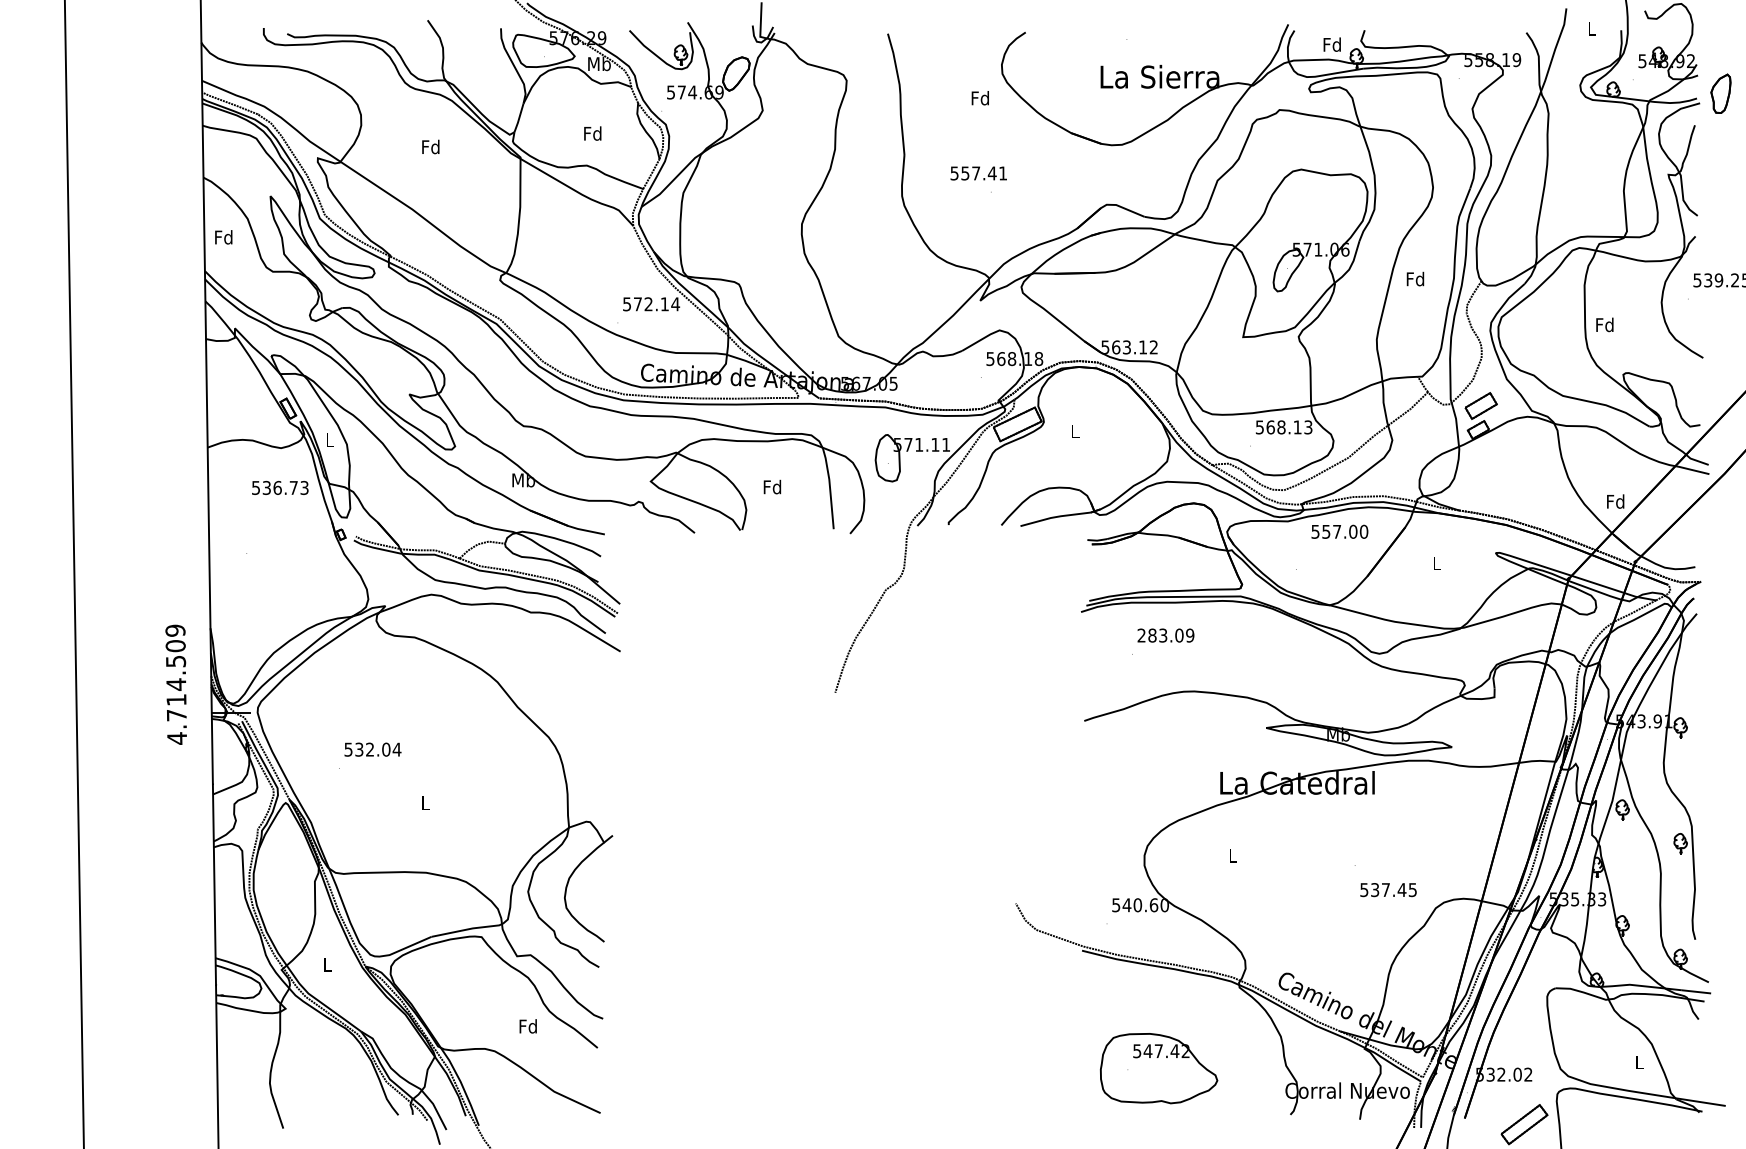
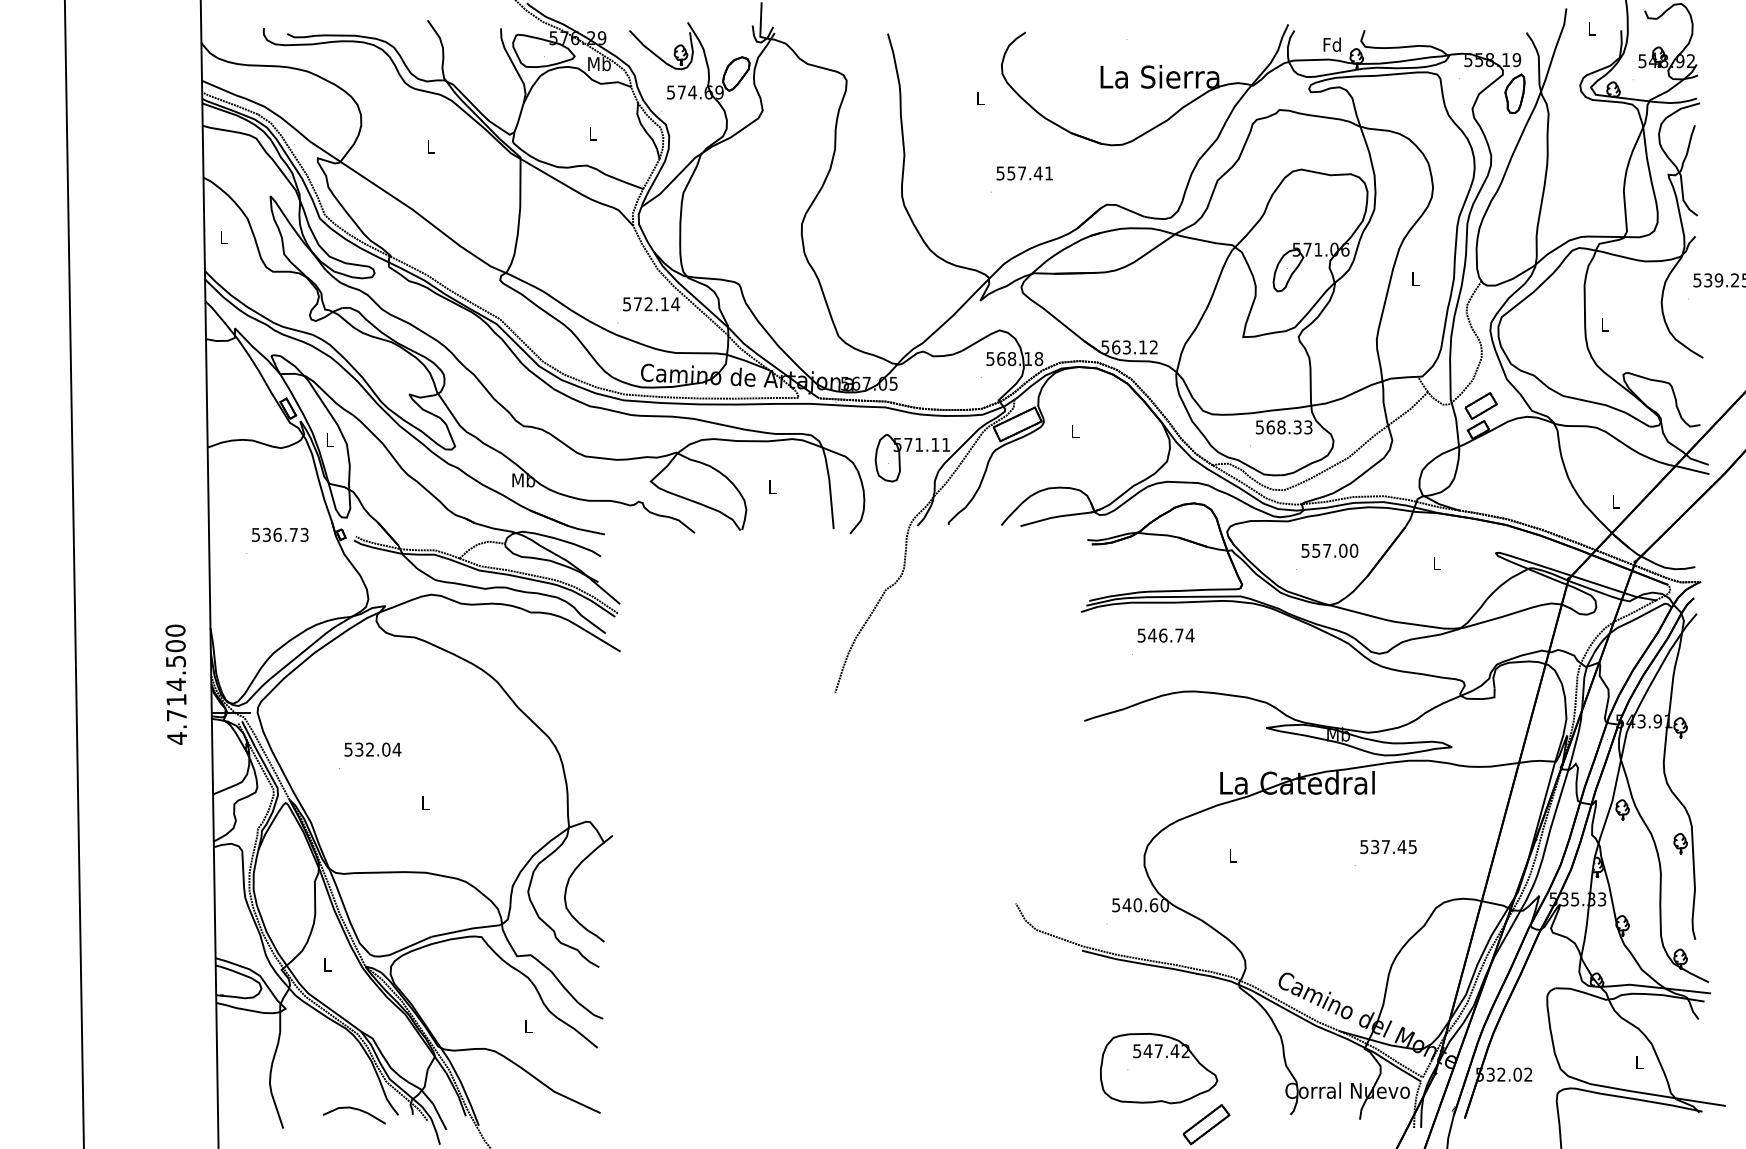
part position: (1720, 93) -> (1514, 93) (1514, 93)
text: Fd -> L (979, 98)
text: Fd -> L (592, 133)
text: Fd -> L (430, 146)
text position: (978, 173) -> (1024, 173) (1024, 173)
text: Fd -> L (223, 237)
text: Fd -> L (1415, 278)
text: Fd -> L (1604, 324)
text: 568.13 -> 568.33 (1297, 427)
text: Fd -> L (772, 486)
text position: (280, 487) -> (280, 534) (280, 534)
text: Fd -> L (1615, 501)
text position: (1339, 531) -> (1329, 550) (1329, 550)
text: 4.714.509 -> 4.714.500 (175, 630)
text: 283.09 -> 546.74 (1165, 635)
text position: (1388, 890) -> (1388, 847) (1388, 847)
text: Fd -> L (527, 1026)
curve: none -> present (353, 1109)
part position: (1524, 1124) -> (1206, 1124) (1206, 1124)
